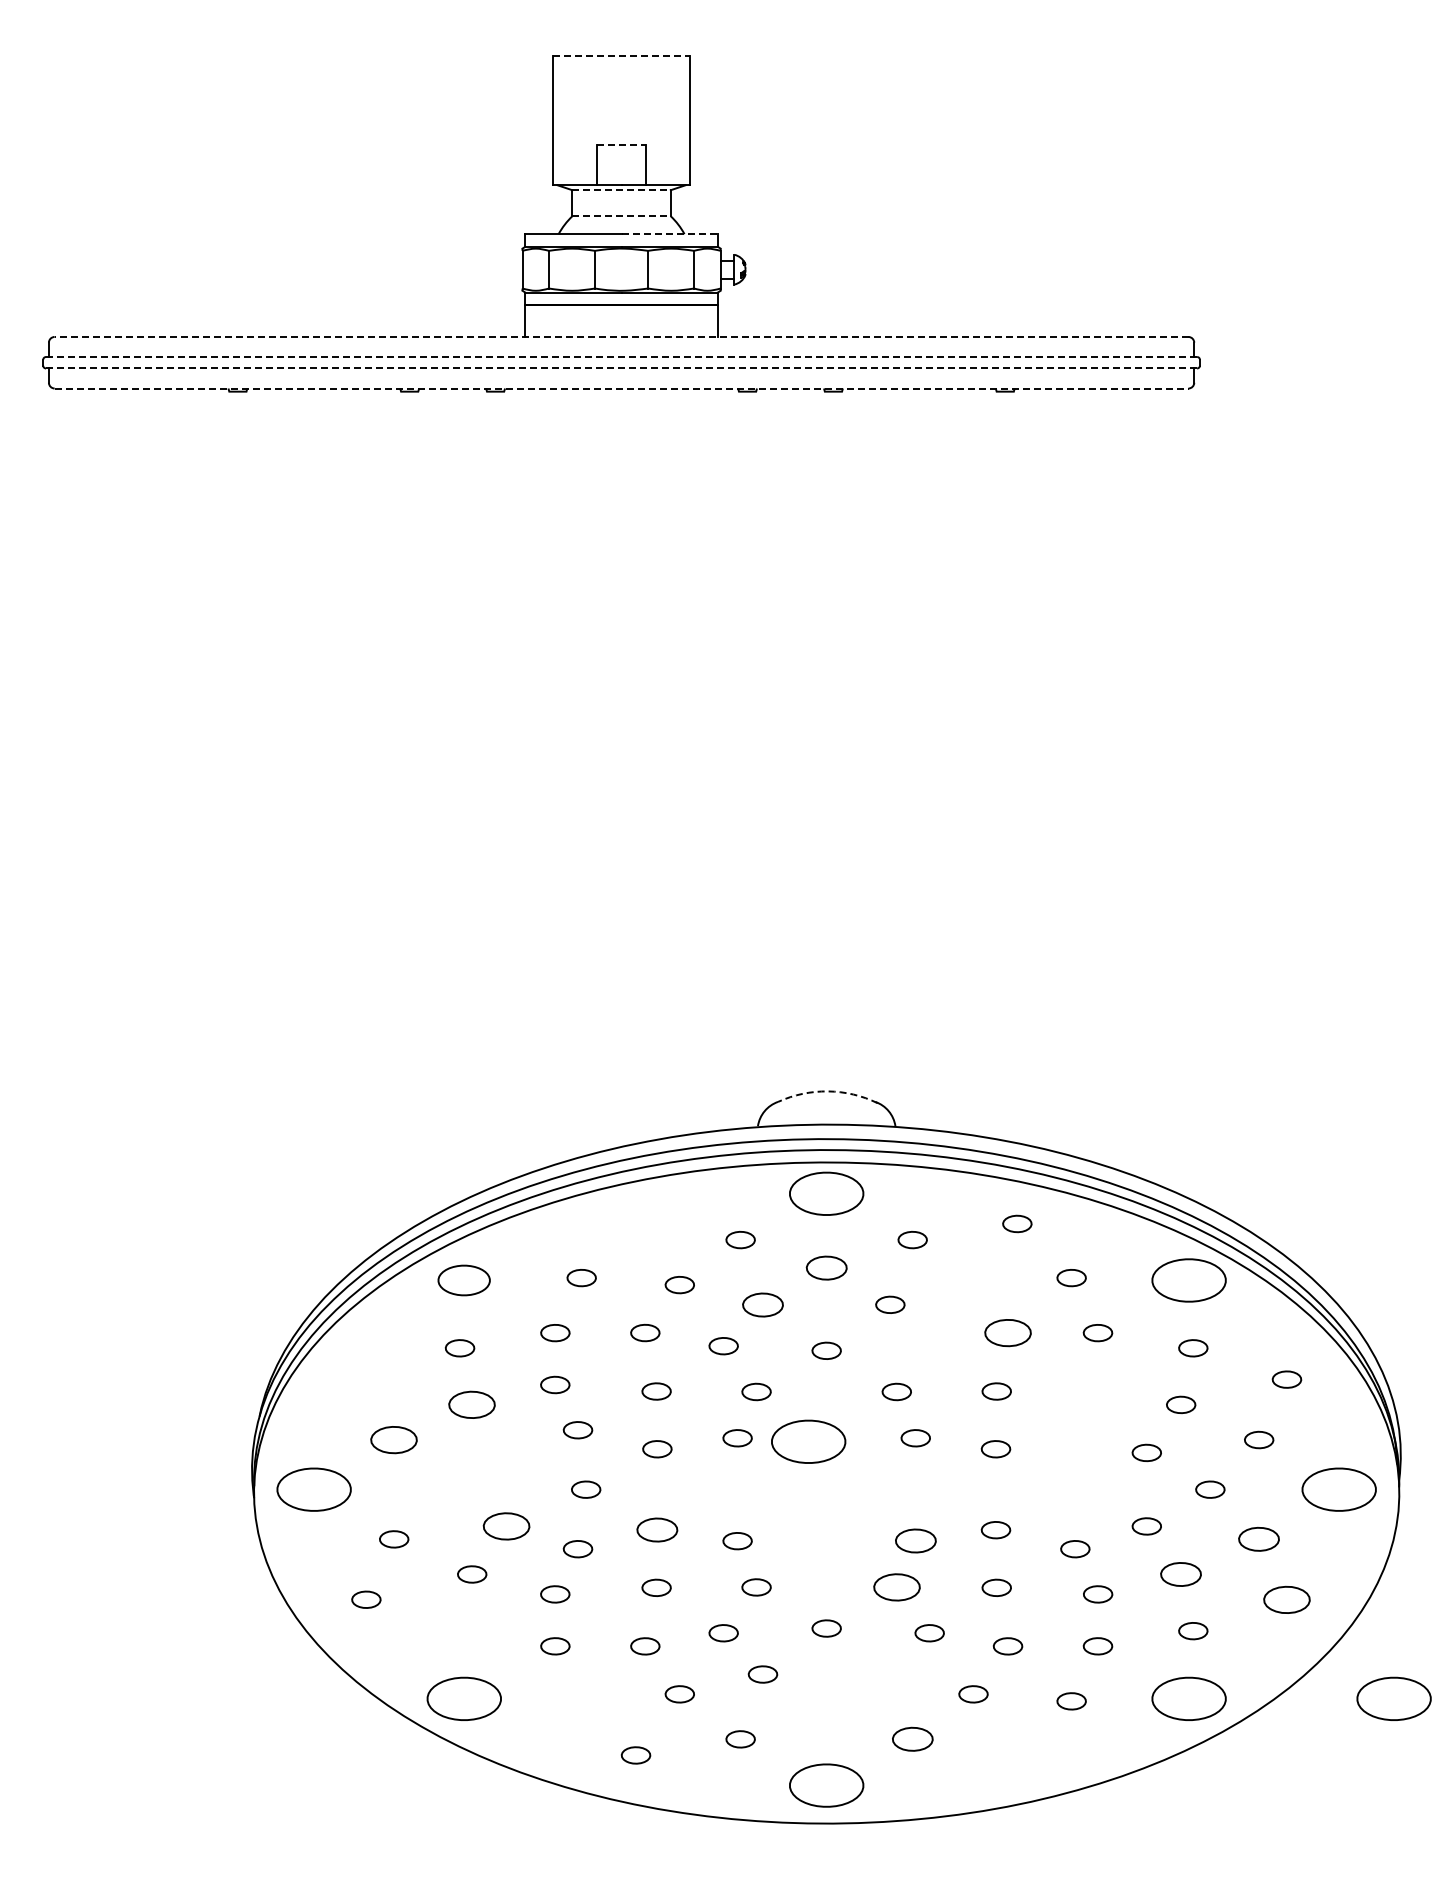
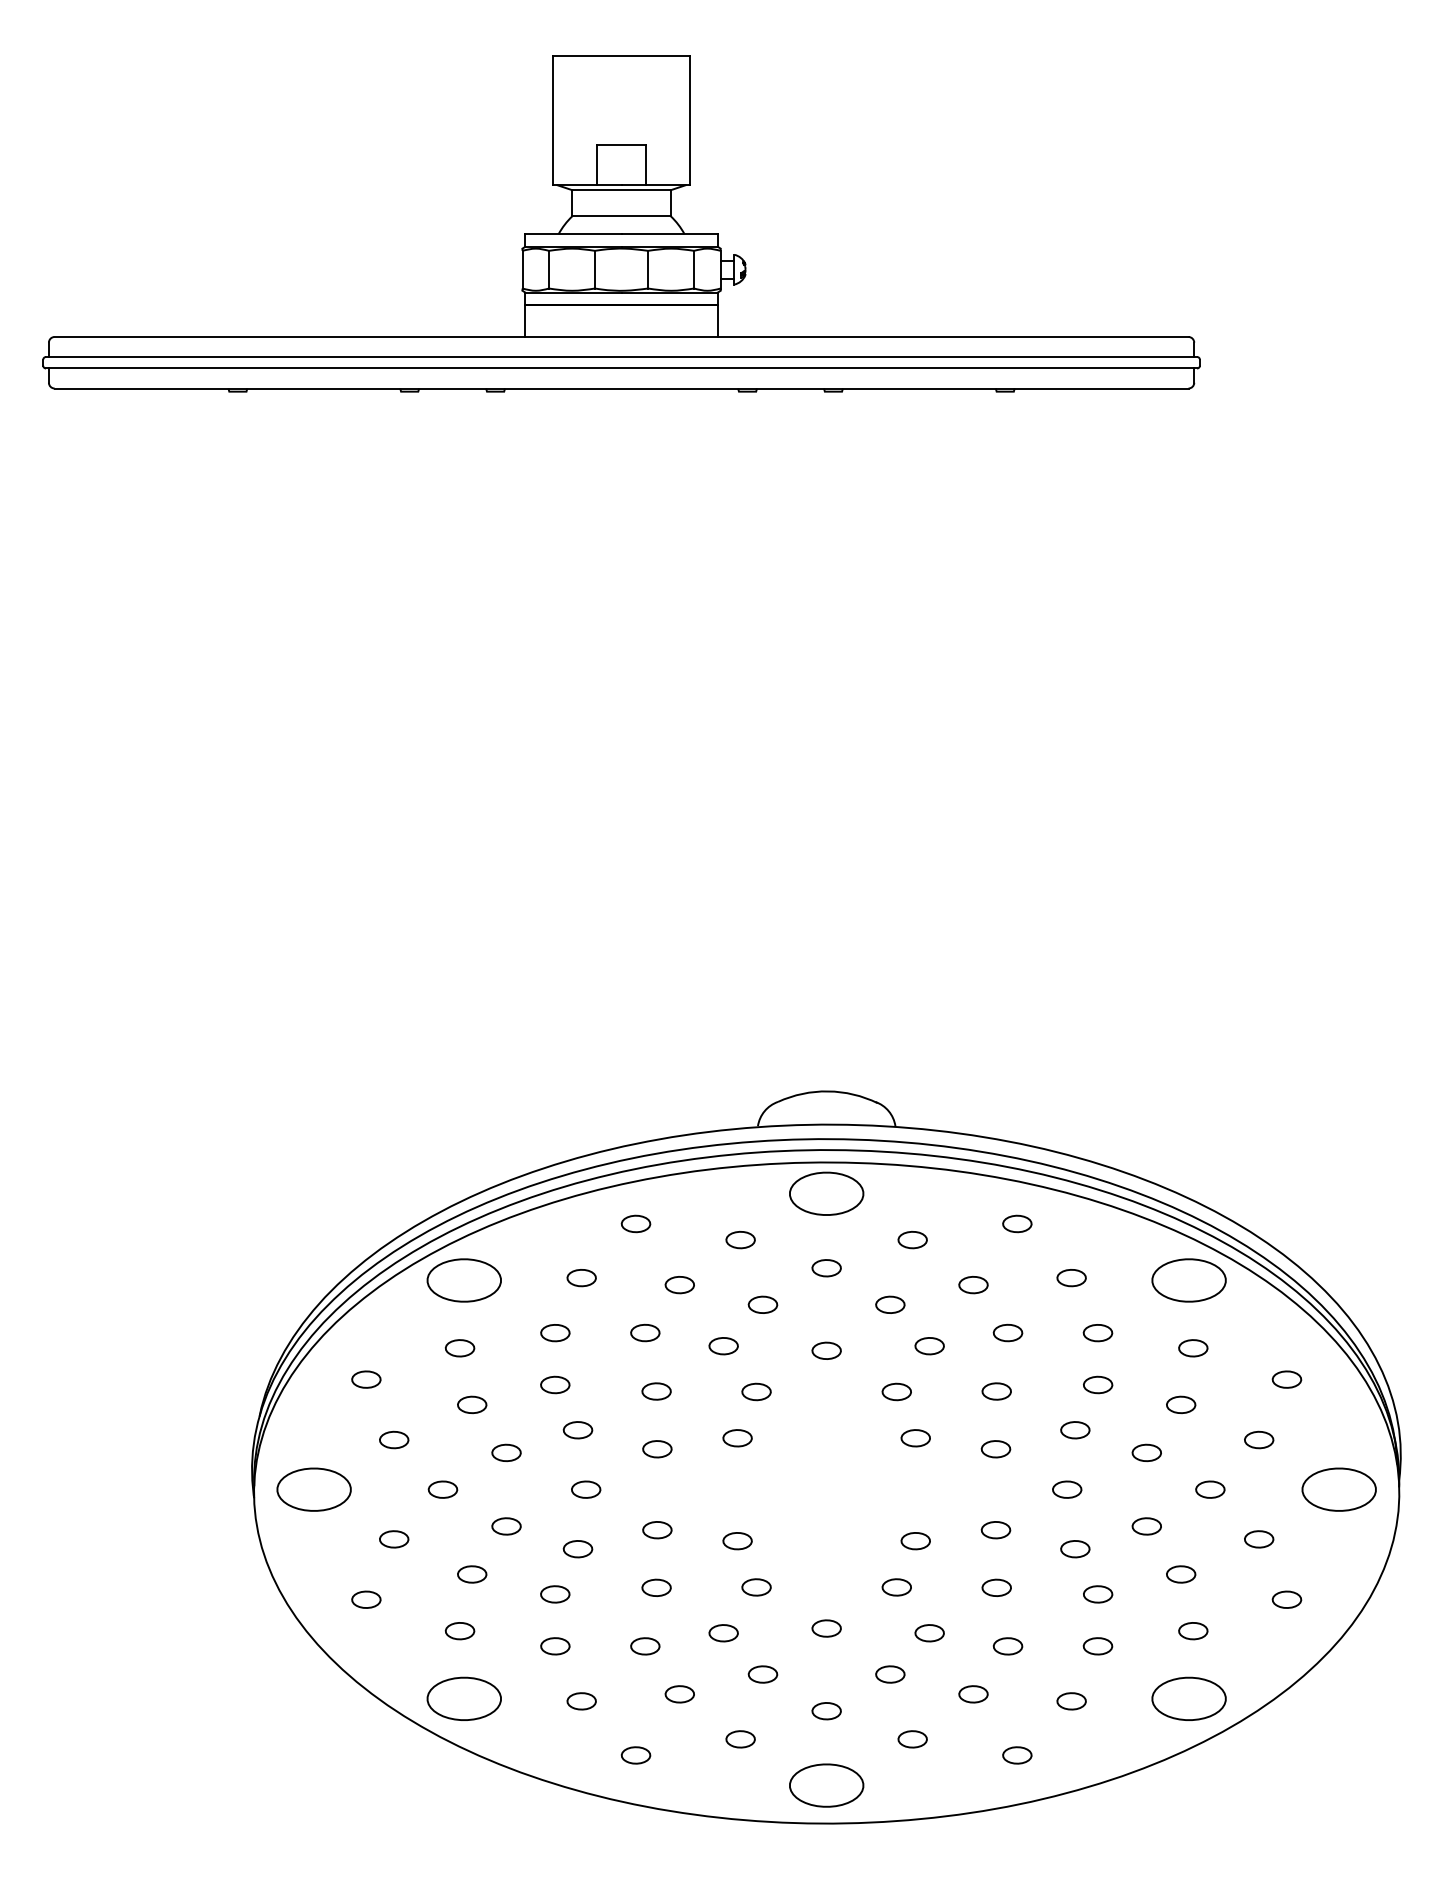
line: dashed -> solid (621, 56)
line: dashed -> solid (621, 145)
line: dashed -> solid (622, 190)
line: dashed -> solid (622, 216)
line: dashed -> solid (670, 234)
line: dashed -> solid (621, 336)
line: dashed -> solid (621, 357)
line: dashed -> solid (621, 368)
line: dashed -> solid (621, 388)
arc: dashed -> solid (828, 1091)
part: none -> present (635, 1223)
part size: 43x26 px -> 31x19 px (826, 1268)
part size: 54x33 px -> 76x45 px (463, 1280)
part: none -> present (973, 1285)
part size: 42x26 px -> 32x19 px (762, 1304)
part size: 48x29 px -> 32x20 px (1007, 1332)
part: none -> present (929, 1346)
part: none -> present (366, 1379)
part: none -> present (1098, 1384)
part size: 48x29 px -> 31x20 px (472, 1404)
part: none -> present (1075, 1430)
part size: 48x29 px -> 31x20 px (394, 1439)
part: present -> none (808, 1441)
part: none -> present (506, 1452)
part: none -> present (442, 1489)
part: none -> present (1067, 1489)
part size: 49x29 px -> 31x19 px (506, 1526)
part size: 43x26 px -> 31x19 px (657, 1530)
part size: 42x26 px -> 31x19 px (1259, 1539)
part size: 42x26 px -> 31x19 px (915, 1541)
part size: 42x25 px -> 31x19 px (1181, 1574)
part size: 48x29 px -> 31x19 px (896, 1587)
part size: 48x29 px -> 32x19 px (1286, 1599)
part: none -> present (459, 1631)
part: none -> present (890, 1674)
part: present -> none (1393, 1698)
part: none -> present (581, 1701)
part: none -> present (826, 1711)
part size: 42x26 px -> 31x19 px (912, 1739)
part: none -> present (1017, 1755)
